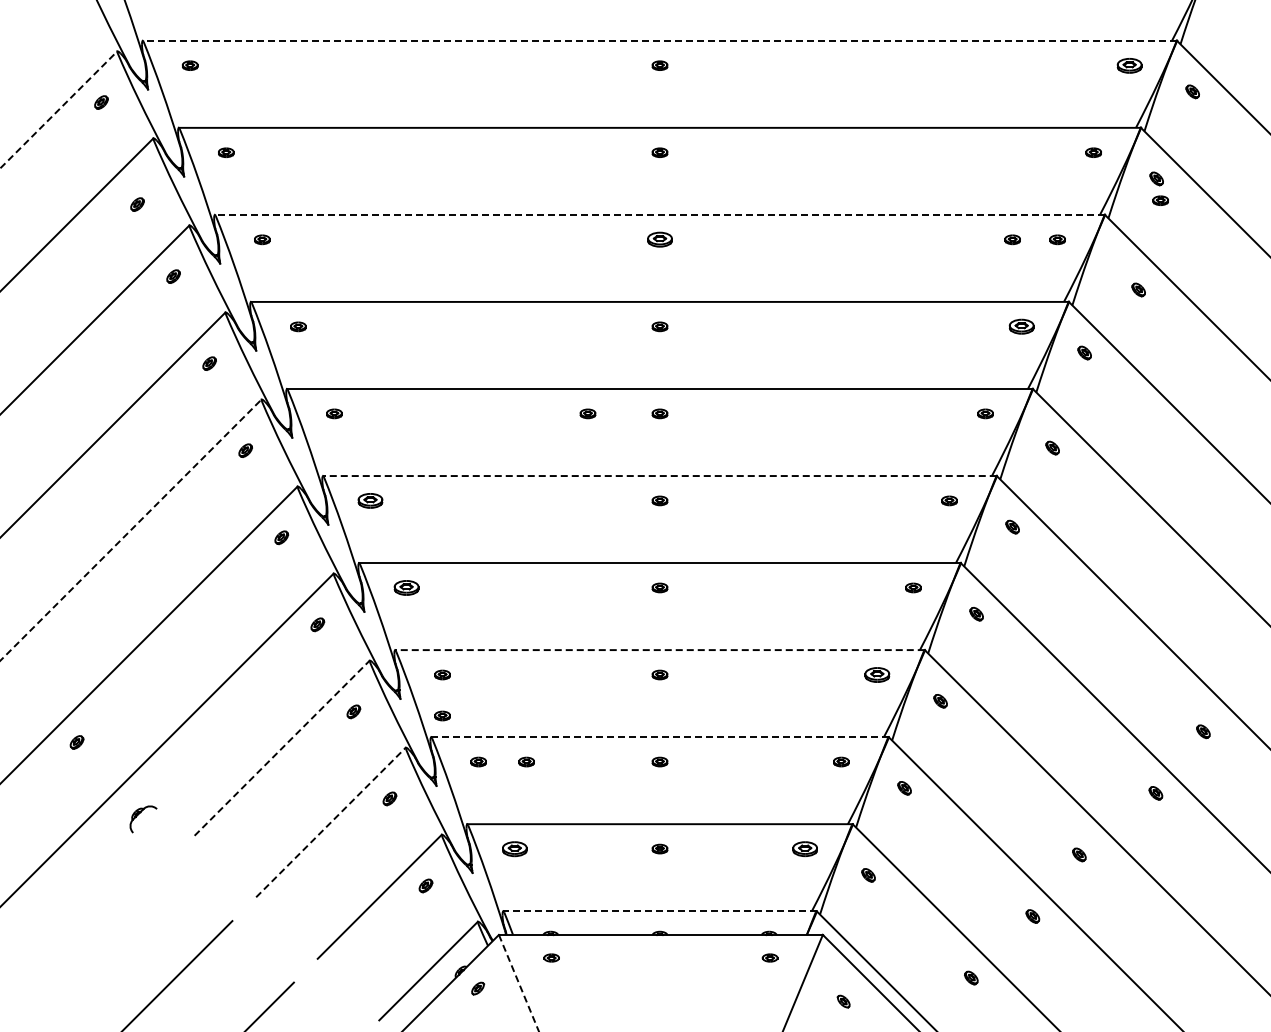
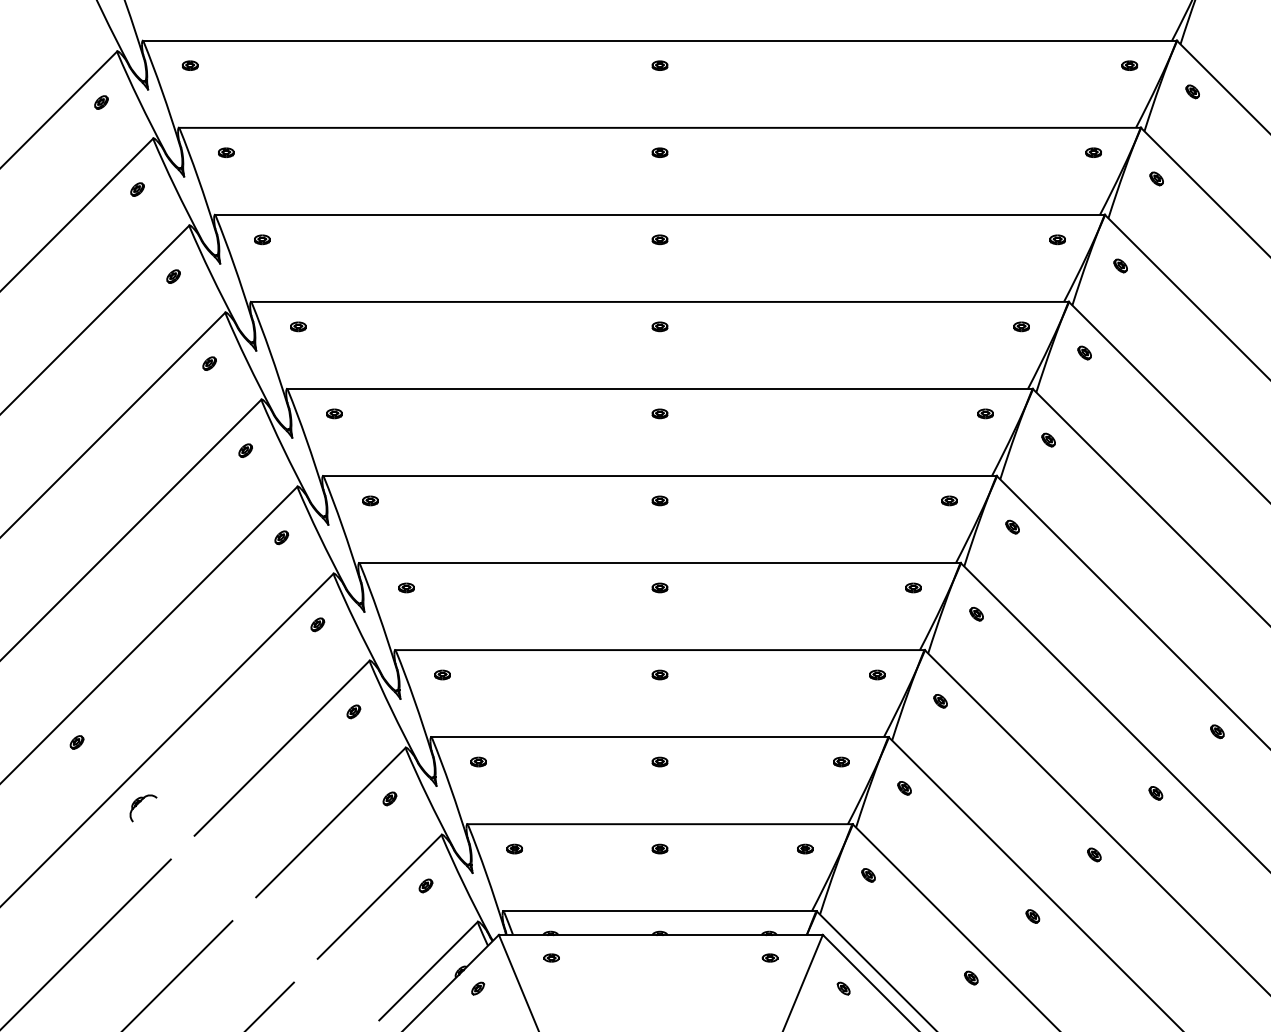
line: dashed -> solid (659, 40)
part size: 27x16 px -> 18x11 px (1129, 65)
line: dashed -> solid (58, 110)
part: present -> none (1160, 200)
part position: (137, 204) -> (137, 189) (137, 189)
line: dashed -> solid (659, 214)
part size: 26x17 px -> 18x12 px (659, 239)
part: present -> none (1012, 239)
part position: (1138, 289) -> (1120, 265) (1120, 265)
part size: 27x17 px -> 17x12 px (1021, 326)
part: present -> none (587, 413)
part position: (1052, 447) -> (1048, 439) (1048, 439)
line: dashed -> solid (659, 476)
part size: 27x16 px -> 17x12 px (370, 500)
line: dashed -> solid (131, 529)
part size: 27x16 px -> 17x12 px (406, 587)
line: dashed -> solid (659, 650)
part size: 27x16 px -> 17x12 px (877, 674)
part: present -> none (442, 715)
part position: (1203, 731) -> (1217, 731) (1217, 731)
line: dashed -> solid (660, 737)
line: dashed -> solid (282, 748)
part: present -> none (526, 761)
part position: (139, 814) -> (139, 803) (139, 803)
line: dashed -> solid (330, 822)
part size: 26x16 px -> 17x12 px (805, 848)
part size: 26x17 px -> 17x12 px (514, 848)
part position: (1079, 854) -> (1094, 854) (1094, 854)
line: dashed -> solid (660, 911)
line: none -> present (86, 943)
line: dashed -> solid (519, 983)
part position: (843, 1001) -> (843, 988) (843, 988)
